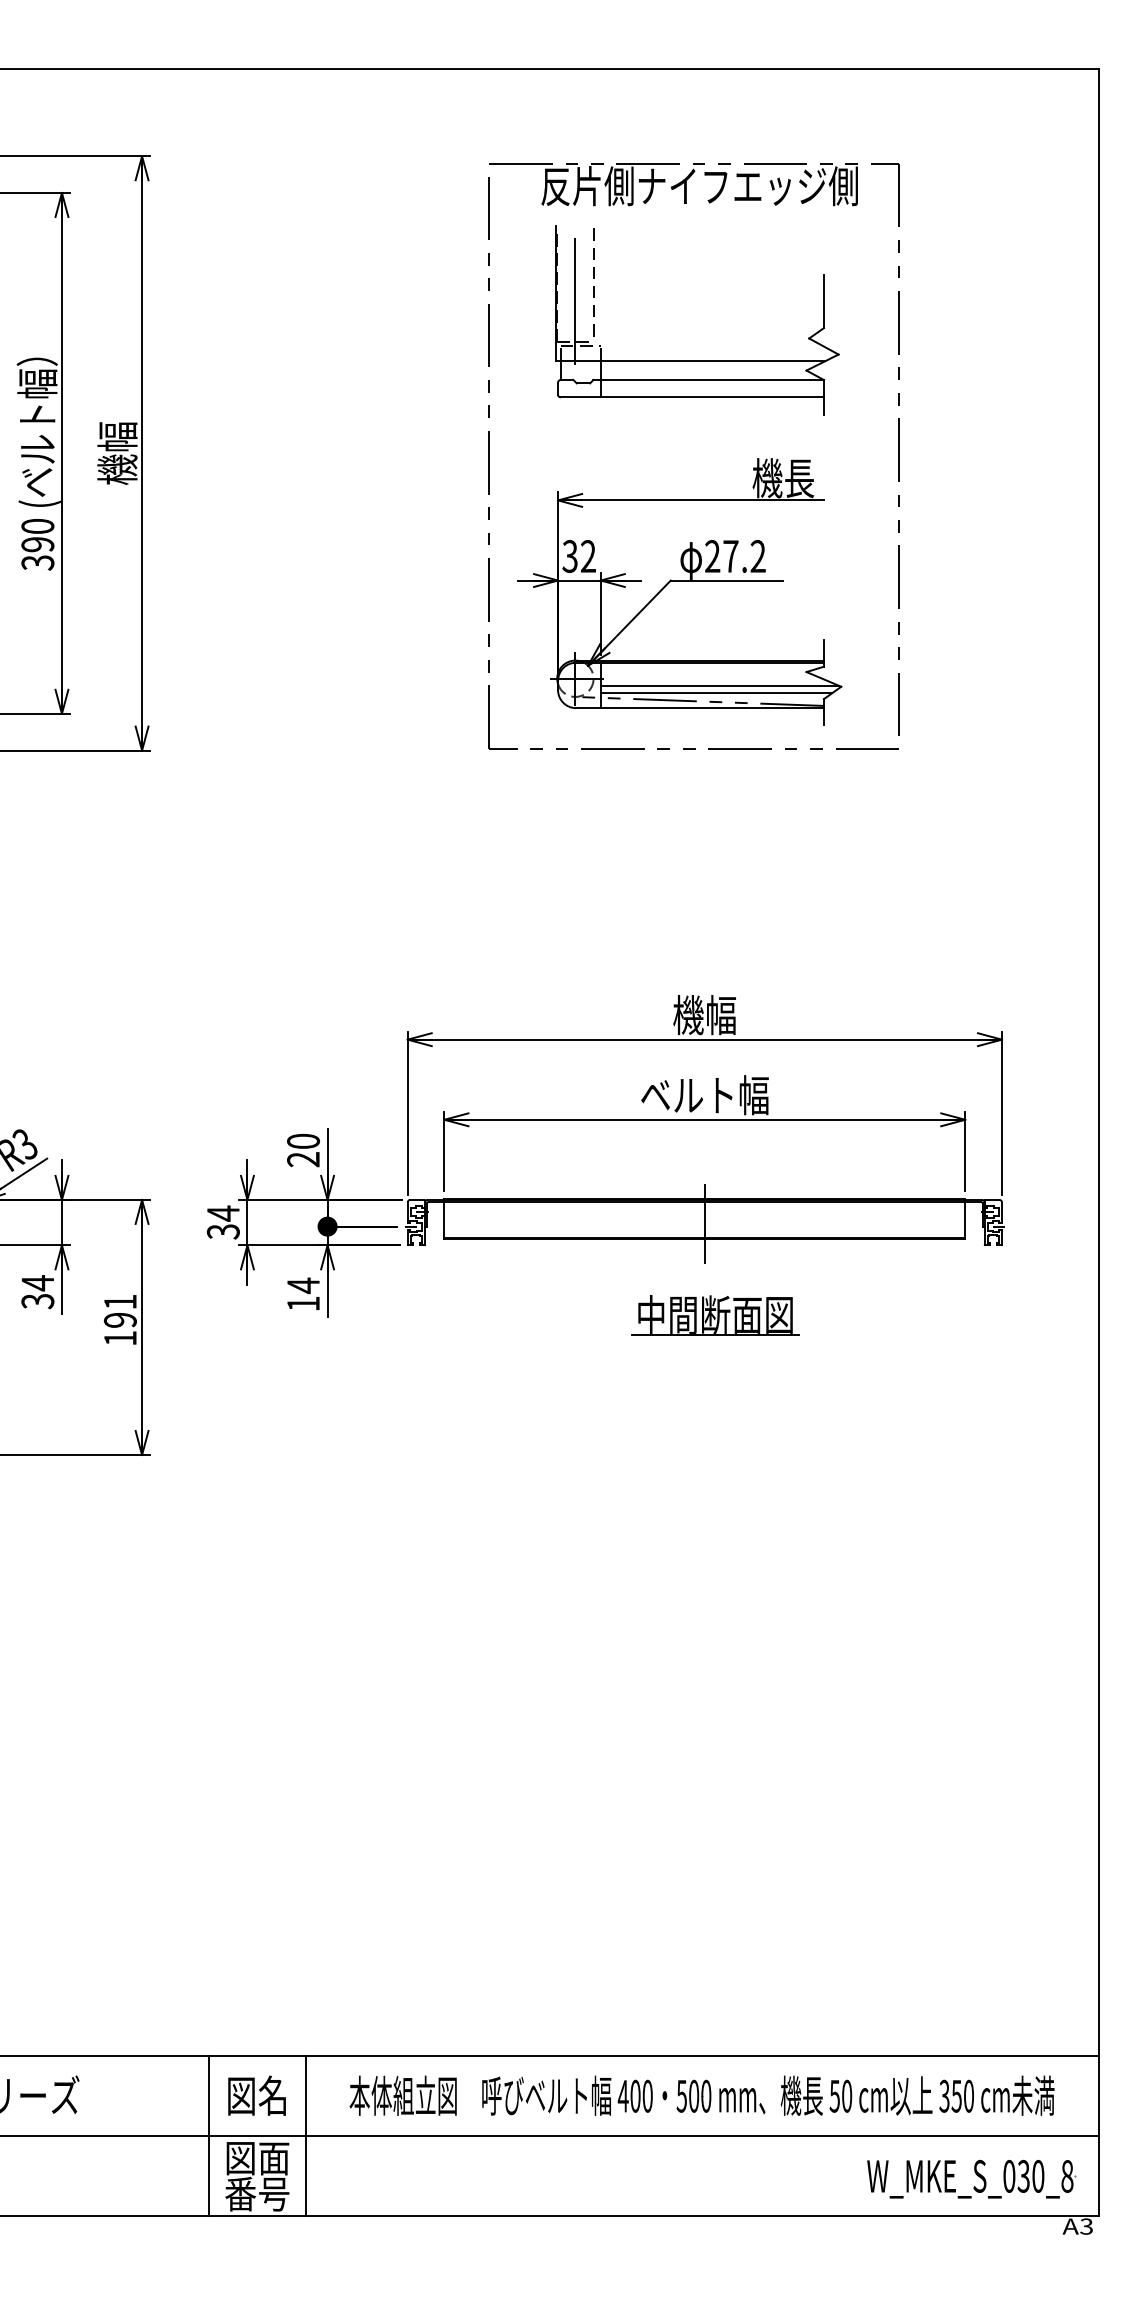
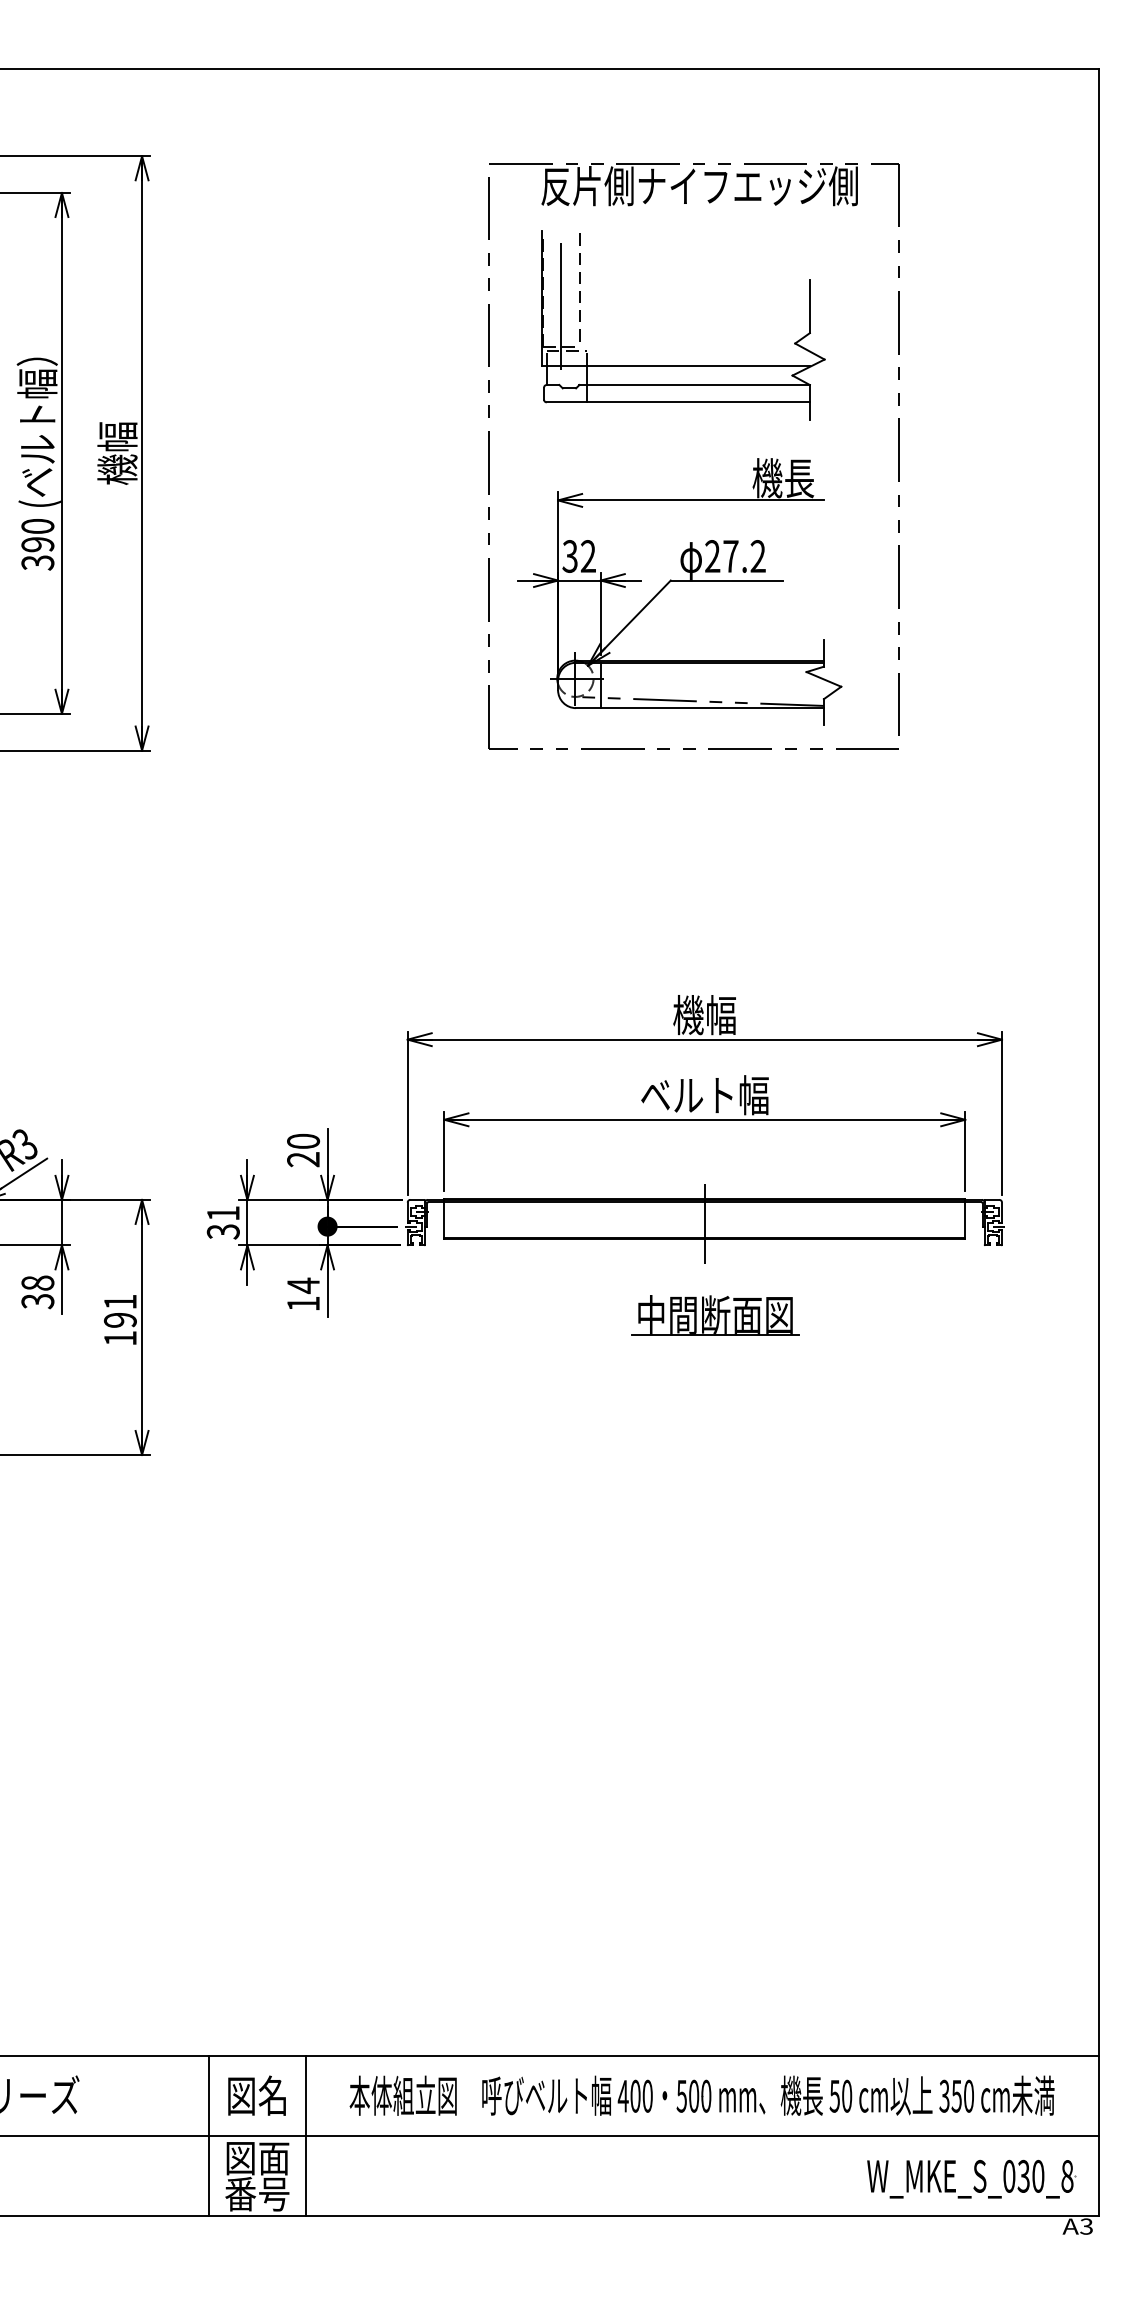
part position: (697, 360) -> (683, 365) (683, 365)
line: present -> none (719, 685)
line: present -> none (716, 693)
text: 34 -> 31 (223, 1213)
text: 34 -> 38 (37, 1283)
